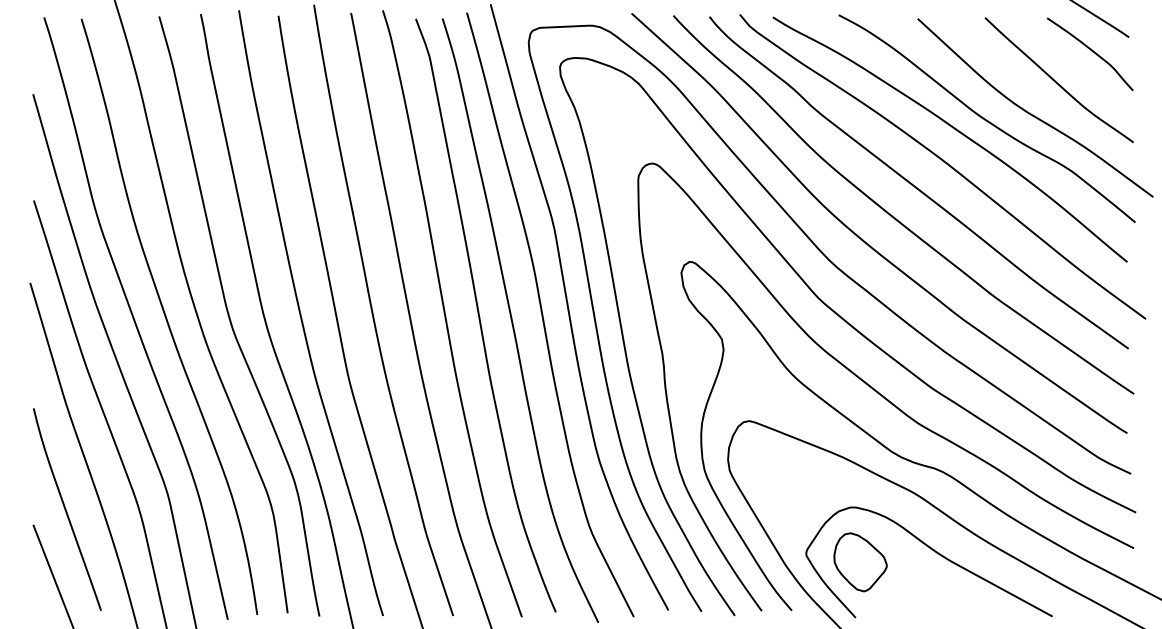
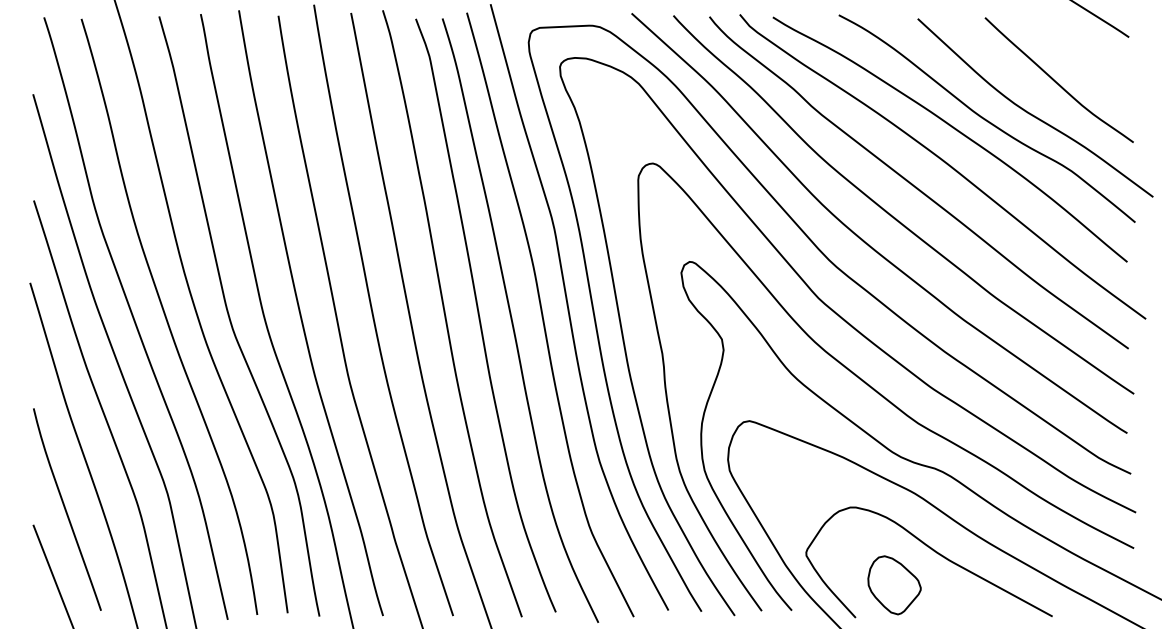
curve: present -> none (1091, 51)
part position: (860, 562) -> (894, 585) (894, 585)
